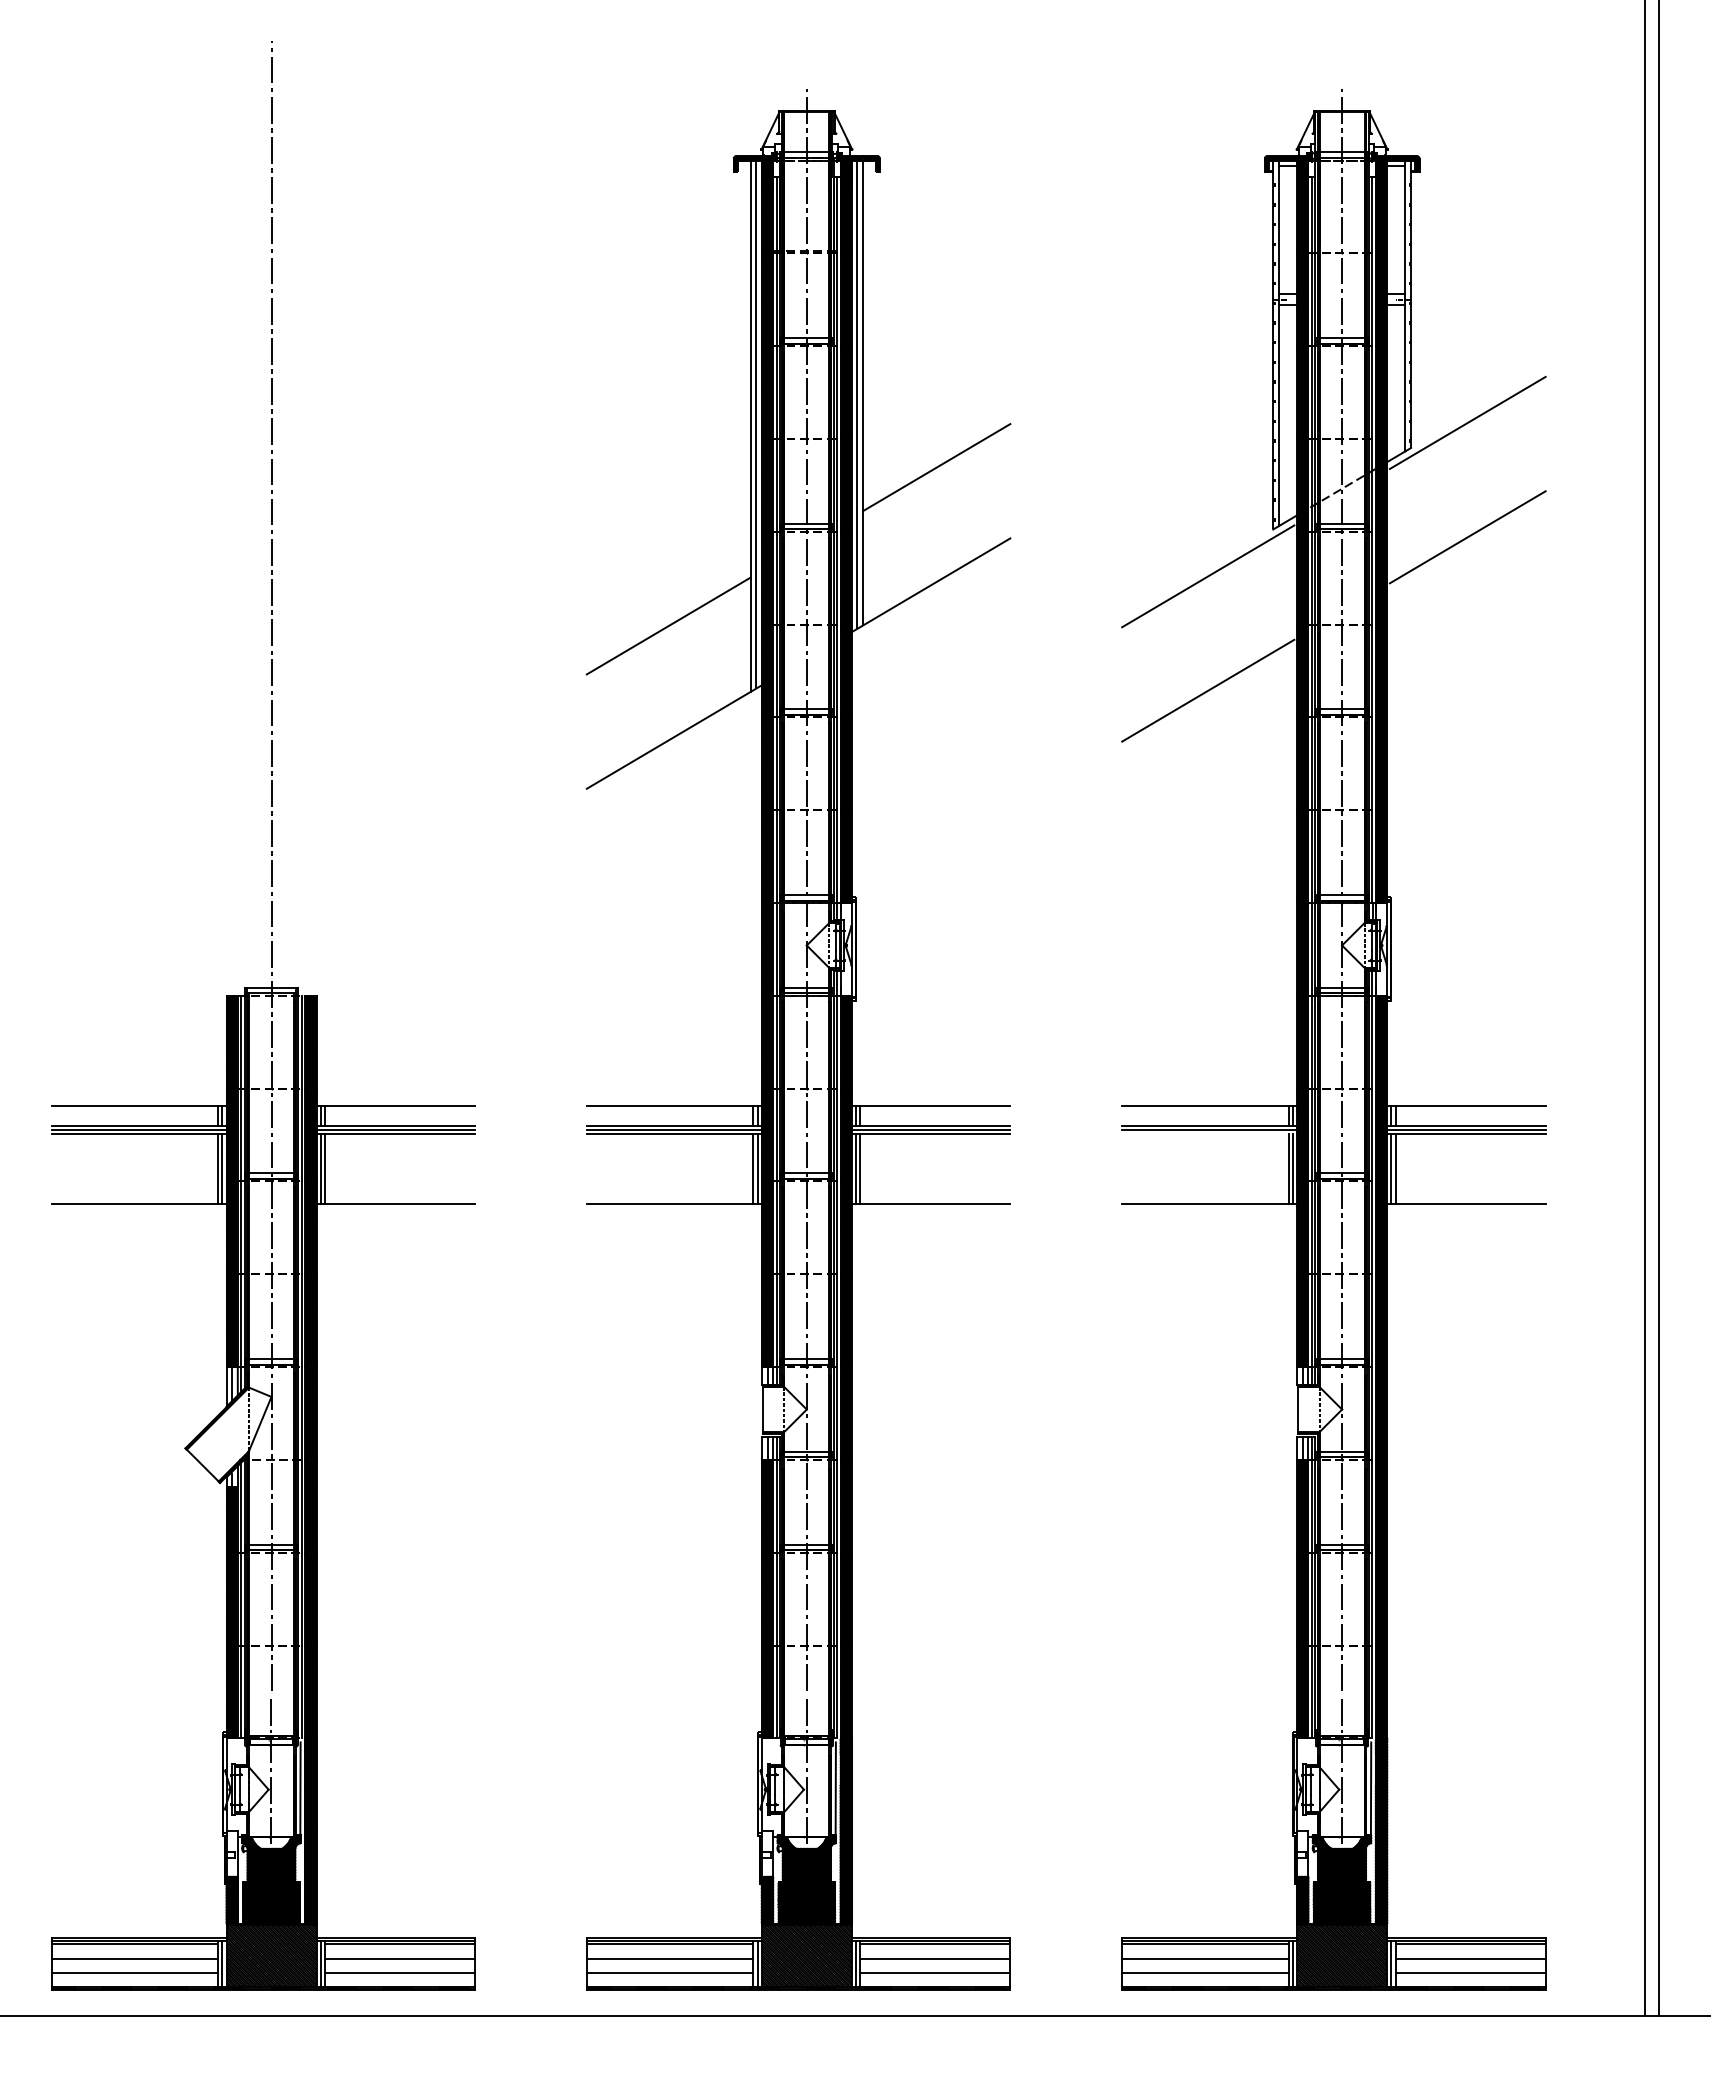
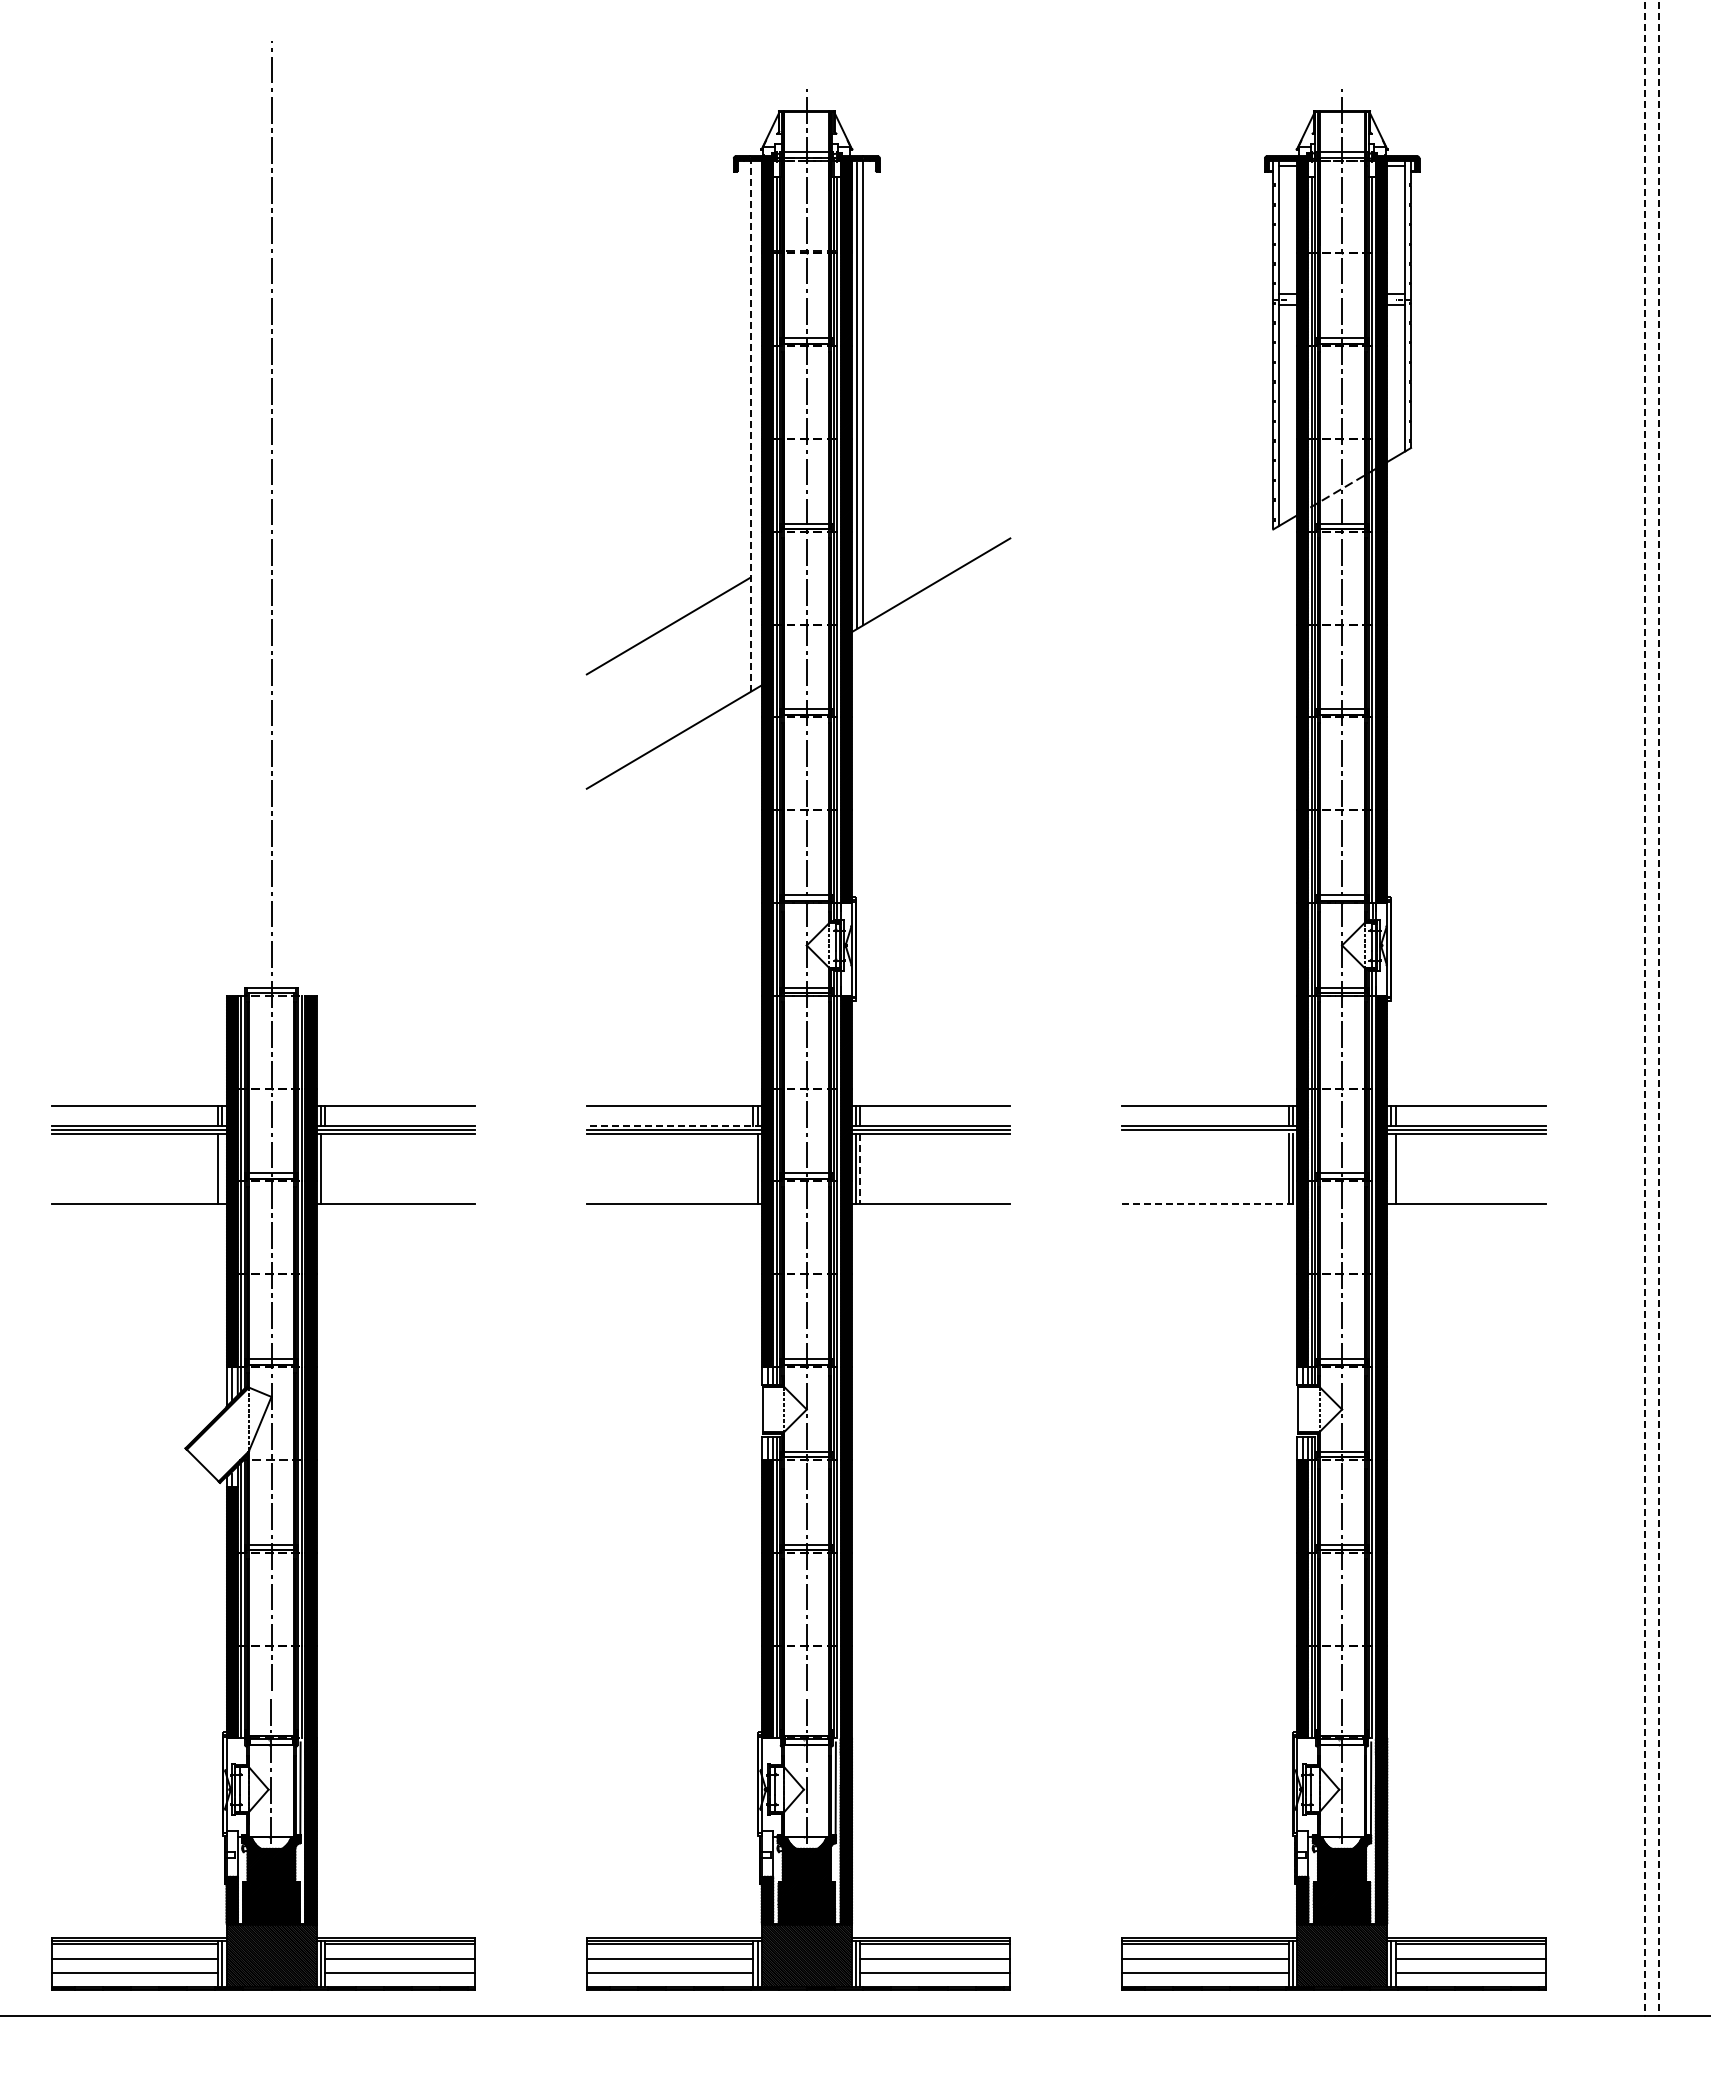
line: present -> none (1467, 422)
line: present -> none (756, 425)
line: solid -> dashed (750, 426)
line: present -> none (936, 467)
line: present -> none (1467, 537)
line: present -> none (1208, 576)
line: present -> none (1208, 690)
line: solid -> dashed (1645, 1007)
line: solid -> dashed (1659, 1007)
line: solid -> dashed (673, 1125)
line: present -> none (222, 1168)
line: present -> none (324, 1168)
line: present -> none (753, 1168)
line: present -> none (1391, 1168)
line: solid -> dashed (860, 1169)
line: solid -> dashed (1210, 1204)
